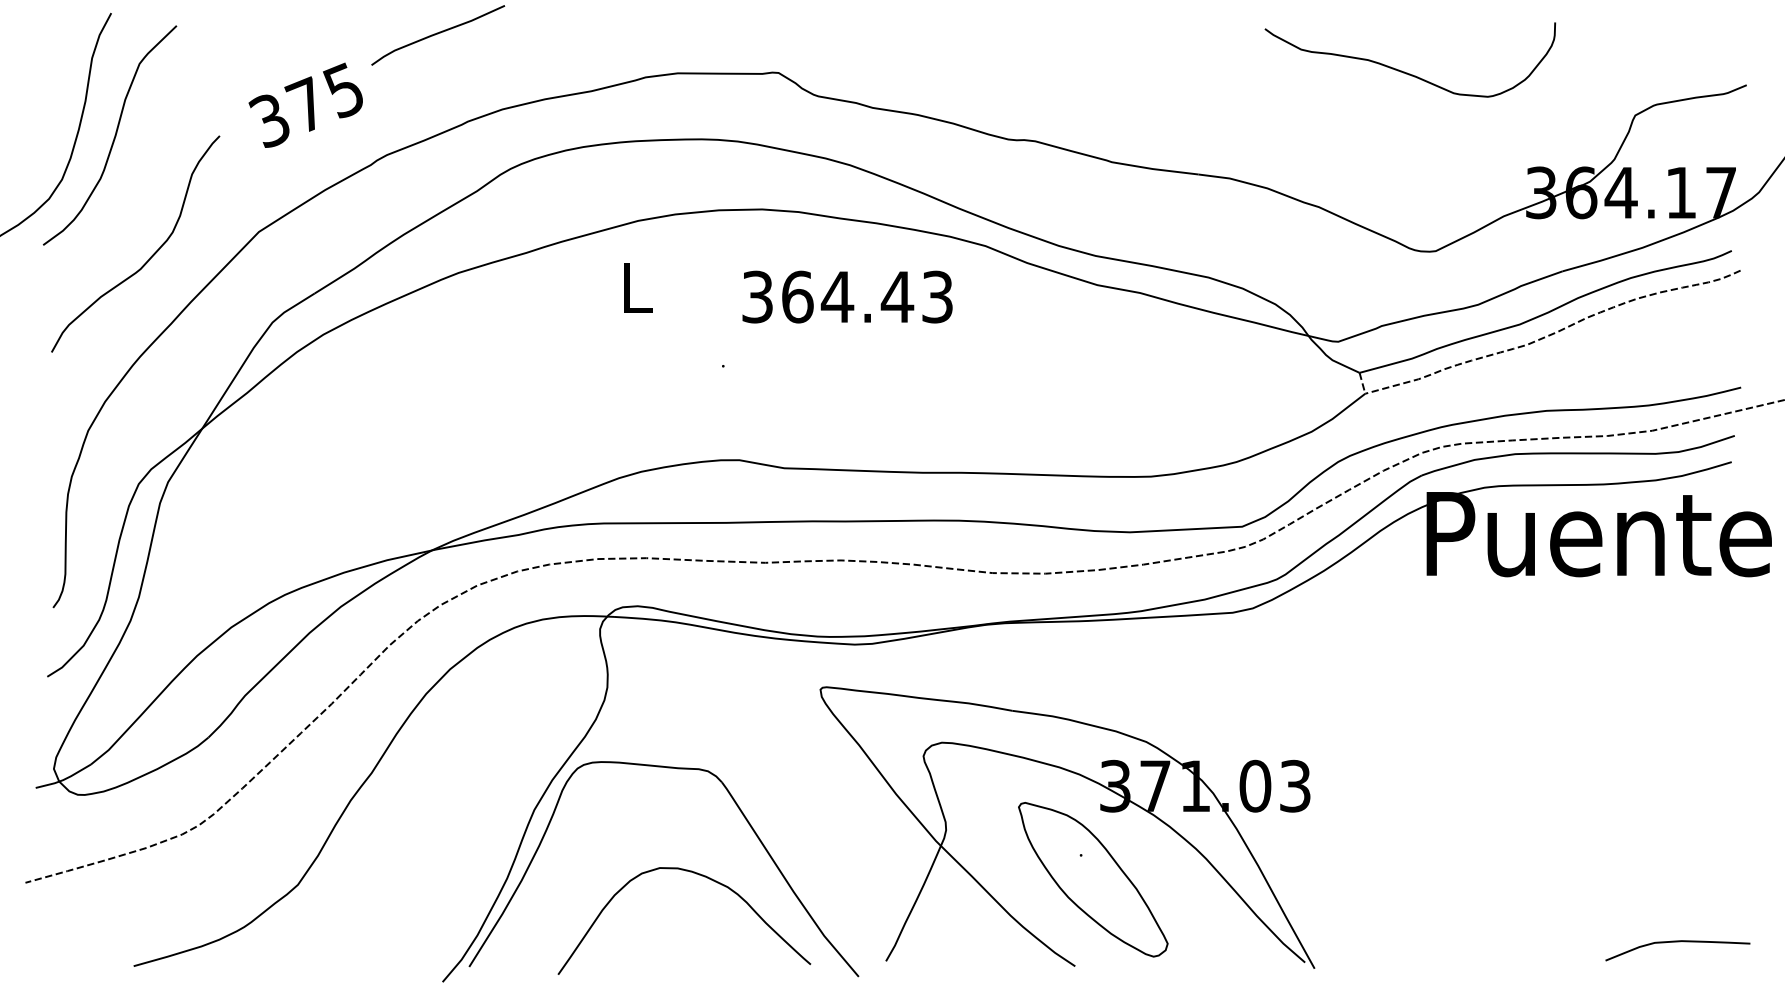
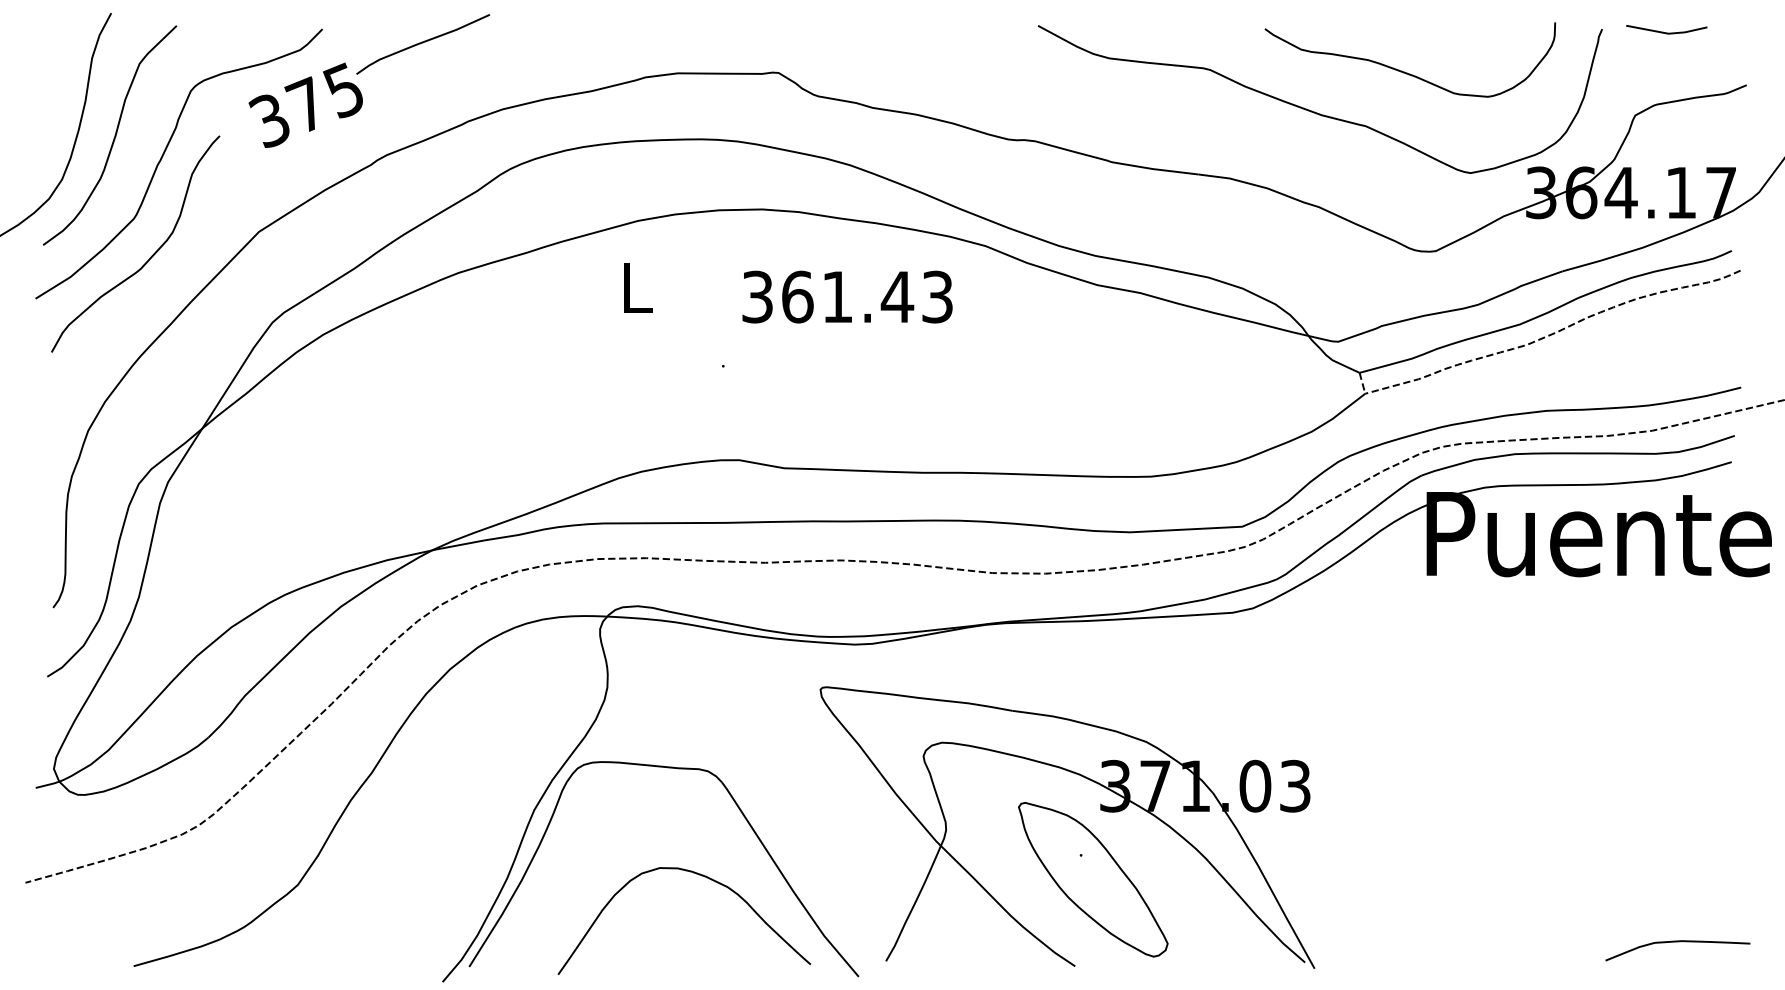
line: none -> present (1666, 32)
curve position: (438, 34) -> (423, 43) (423, 43)
curve: none -> present (1314, 111)
curve: none -> present (163, 156)
text: 364.43 -> 361.43 (837, 296)
